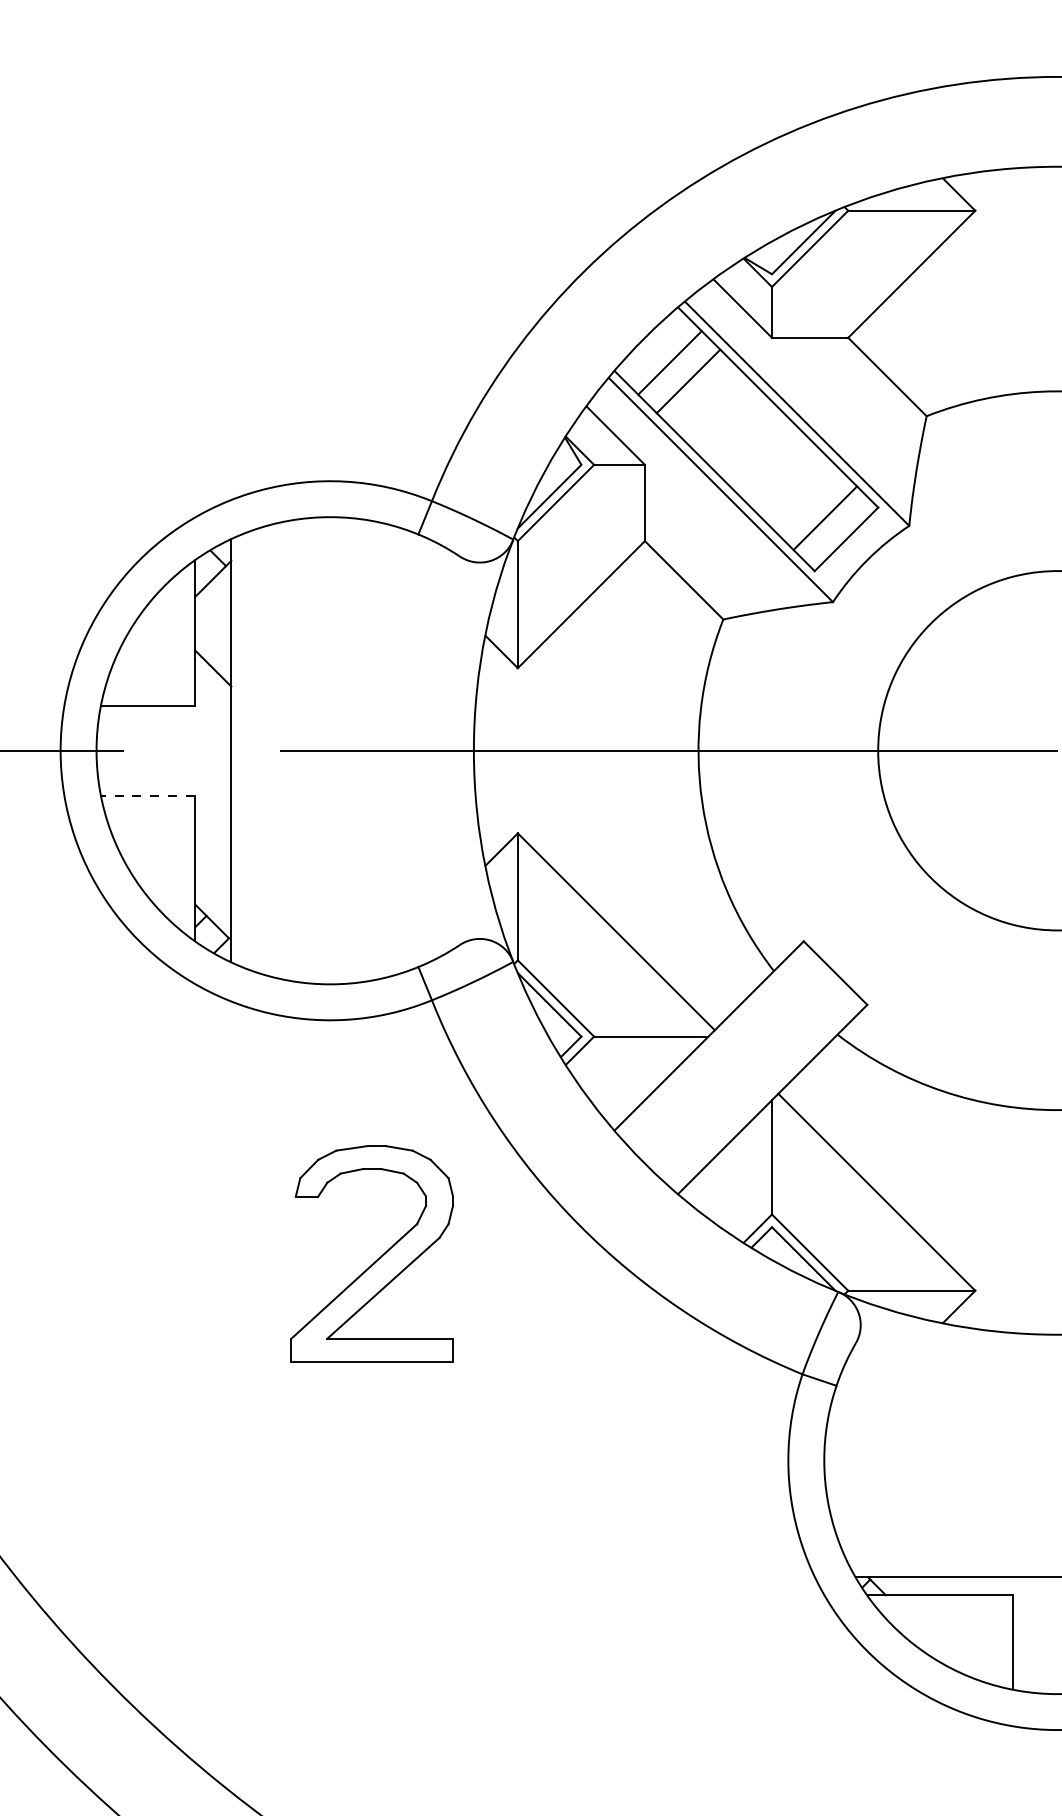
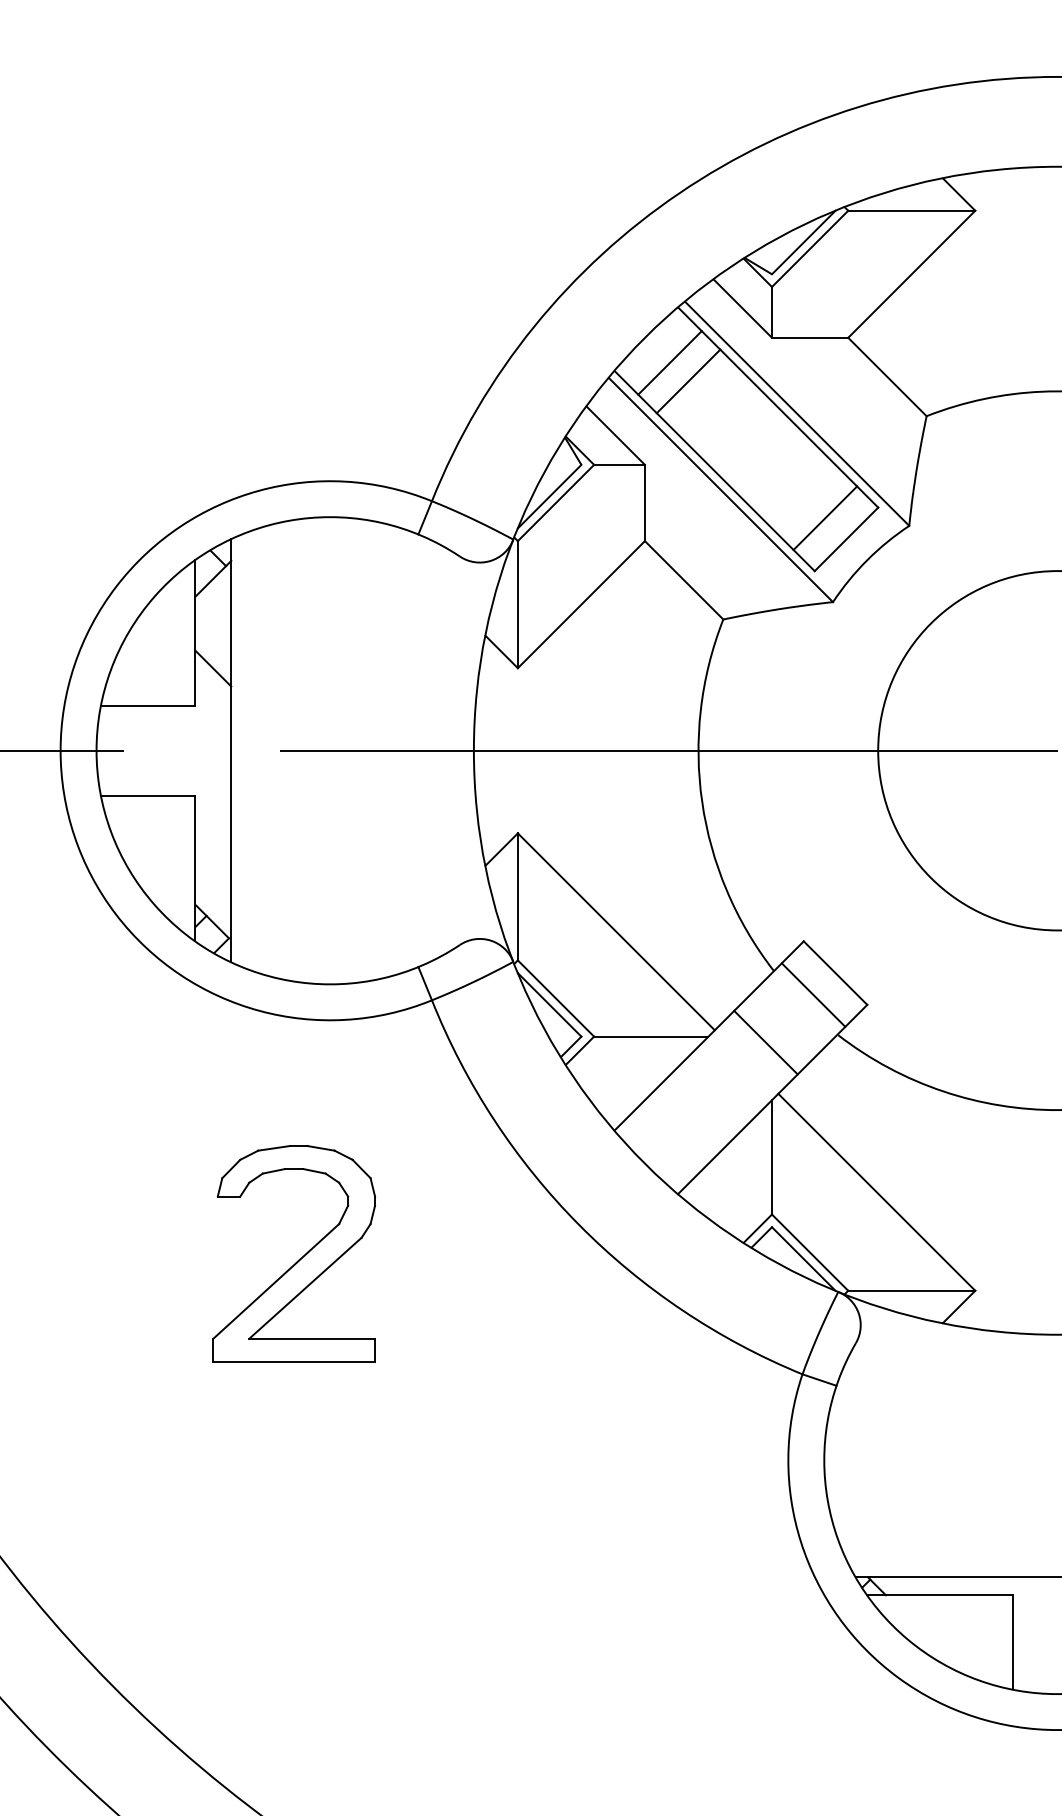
line: dashed -> solid (147, 795)
line: none -> present (813, 994)
line: none -> present (765, 1042)
part position: (377, 1258) -> (299, 1258) (299, 1258)
